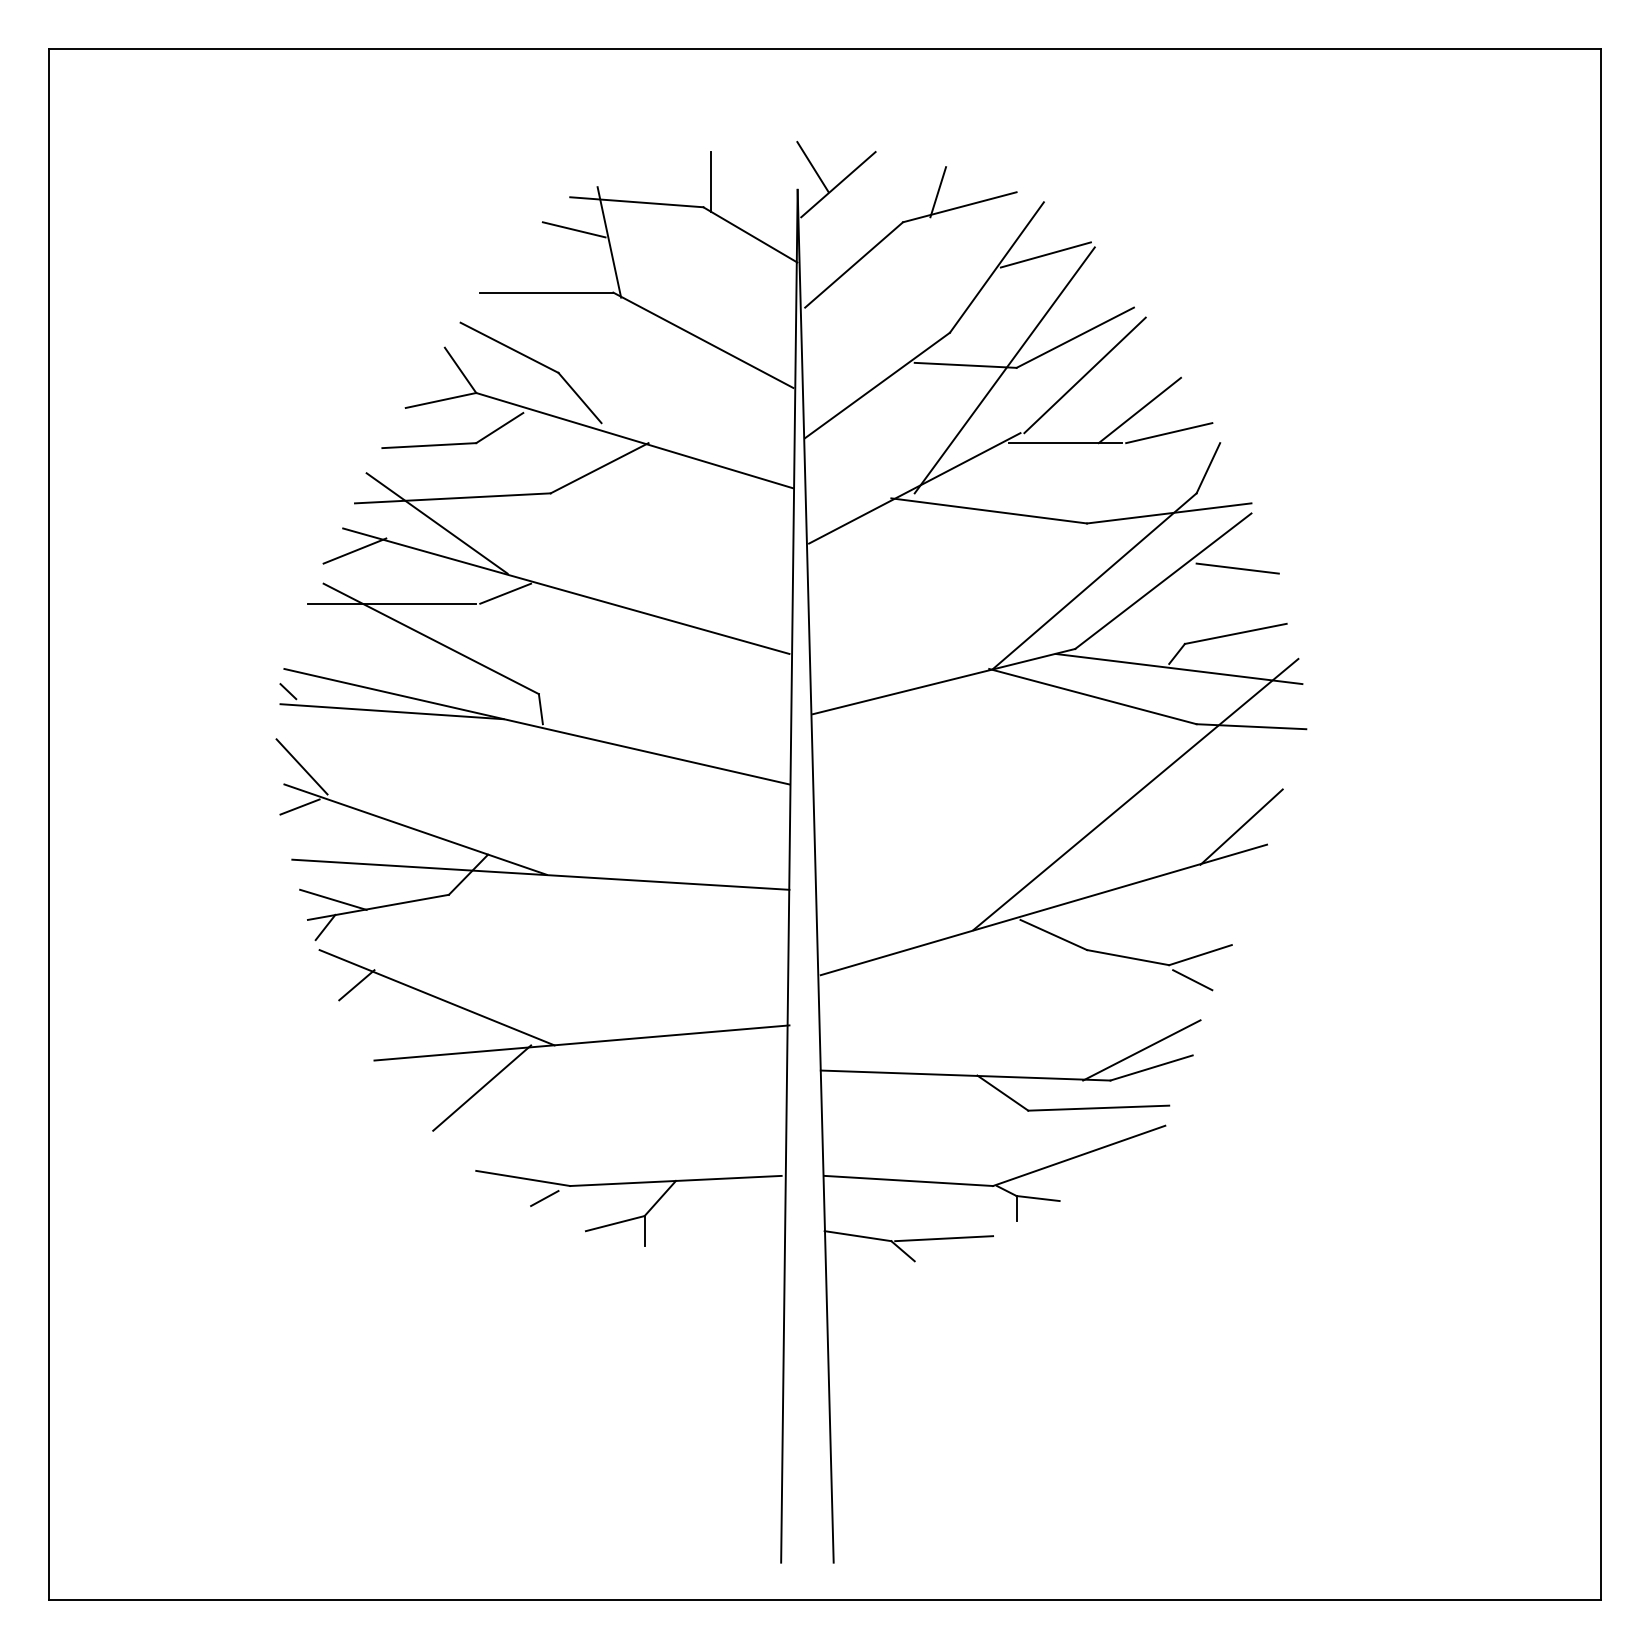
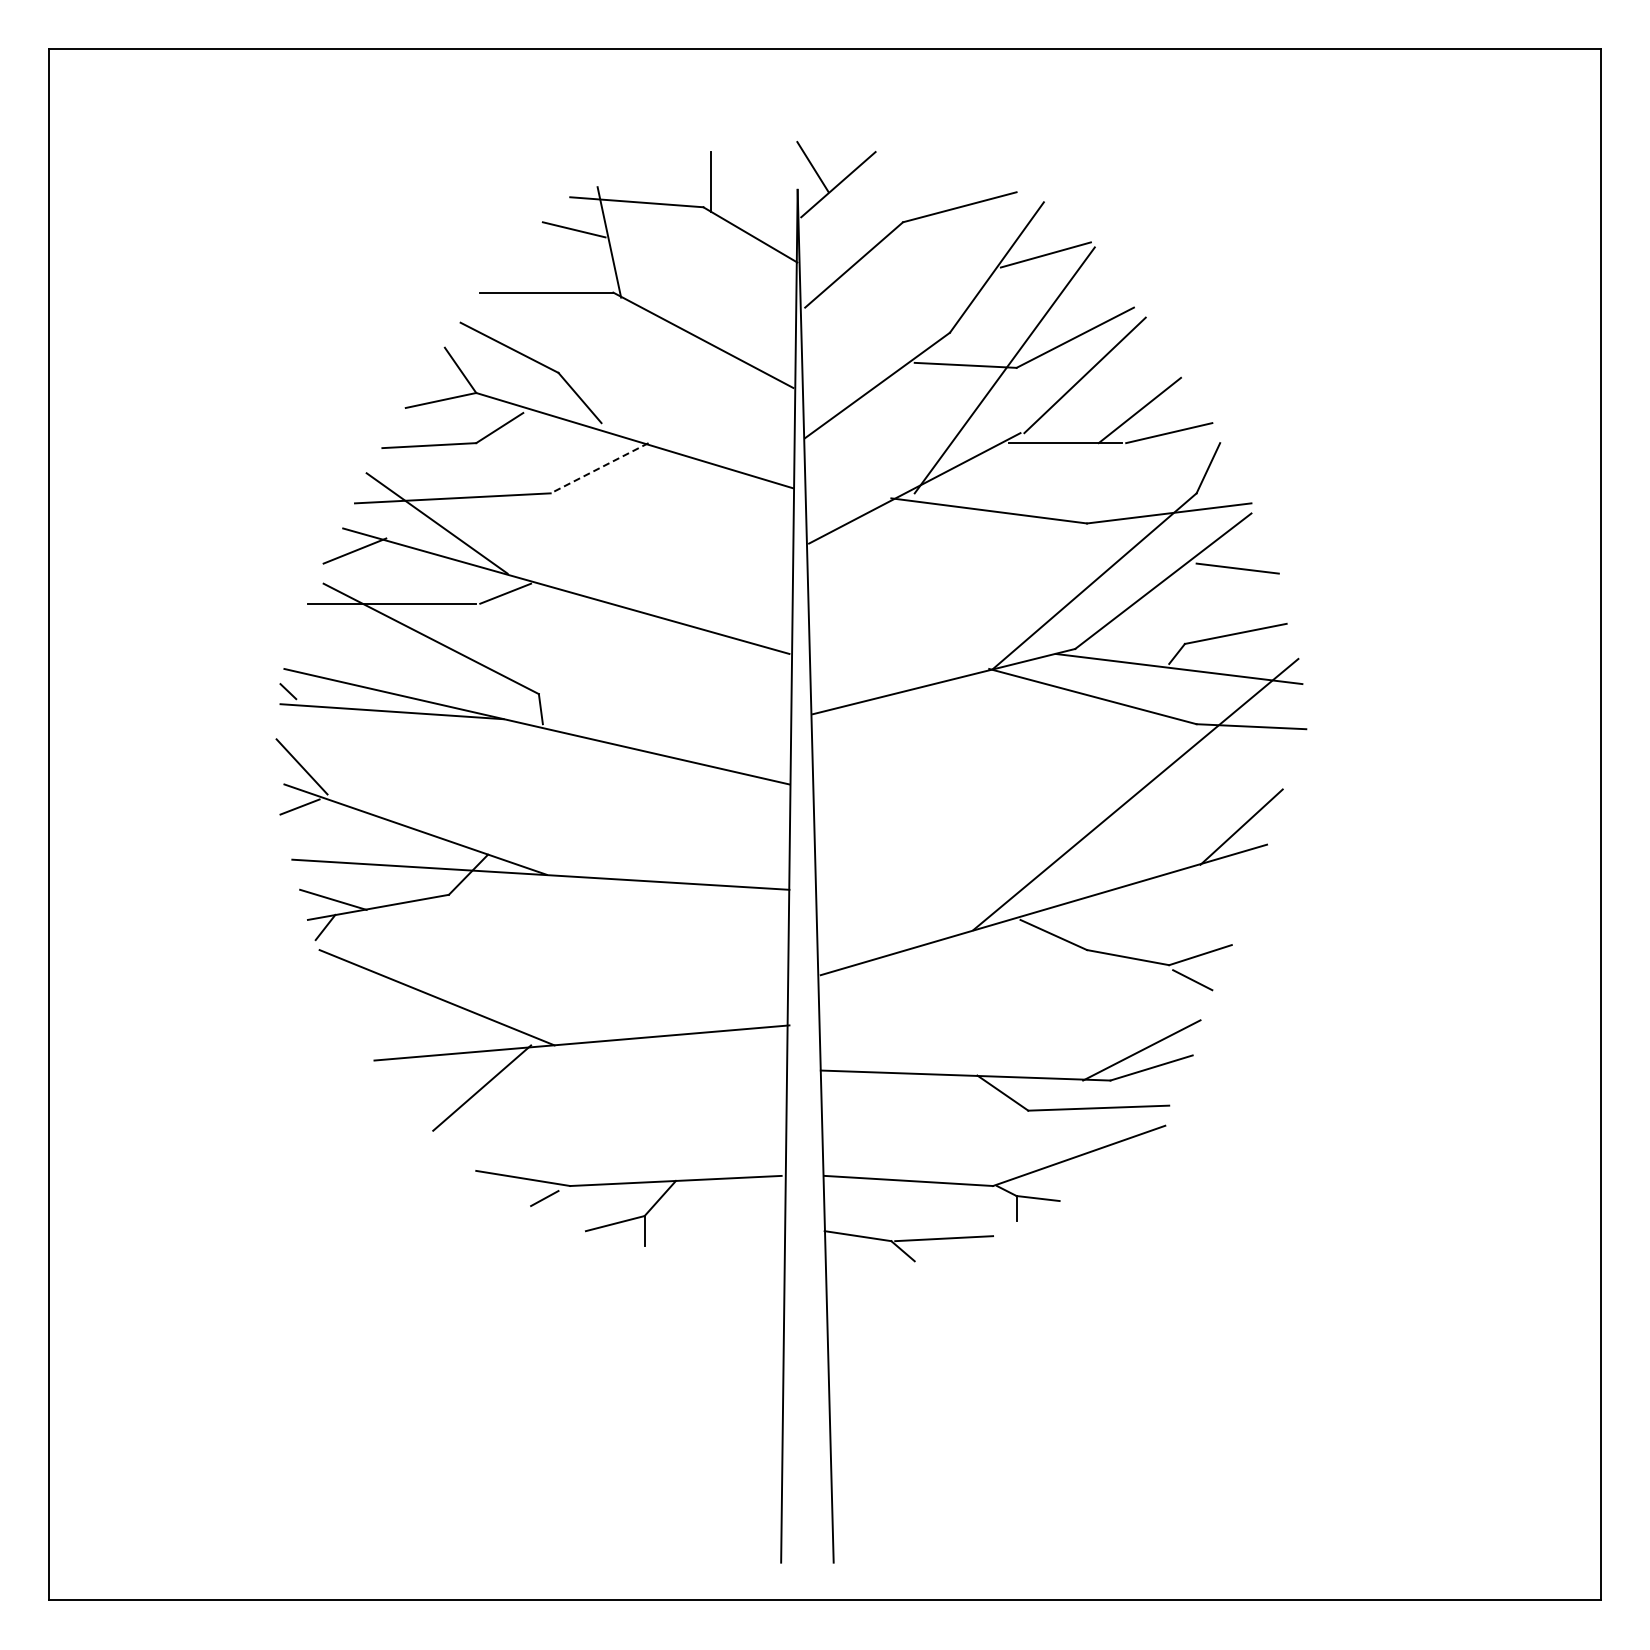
line: present -> none (938, 192)
line: solid -> dashed (599, 468)
line: present -> none (356, 985)
